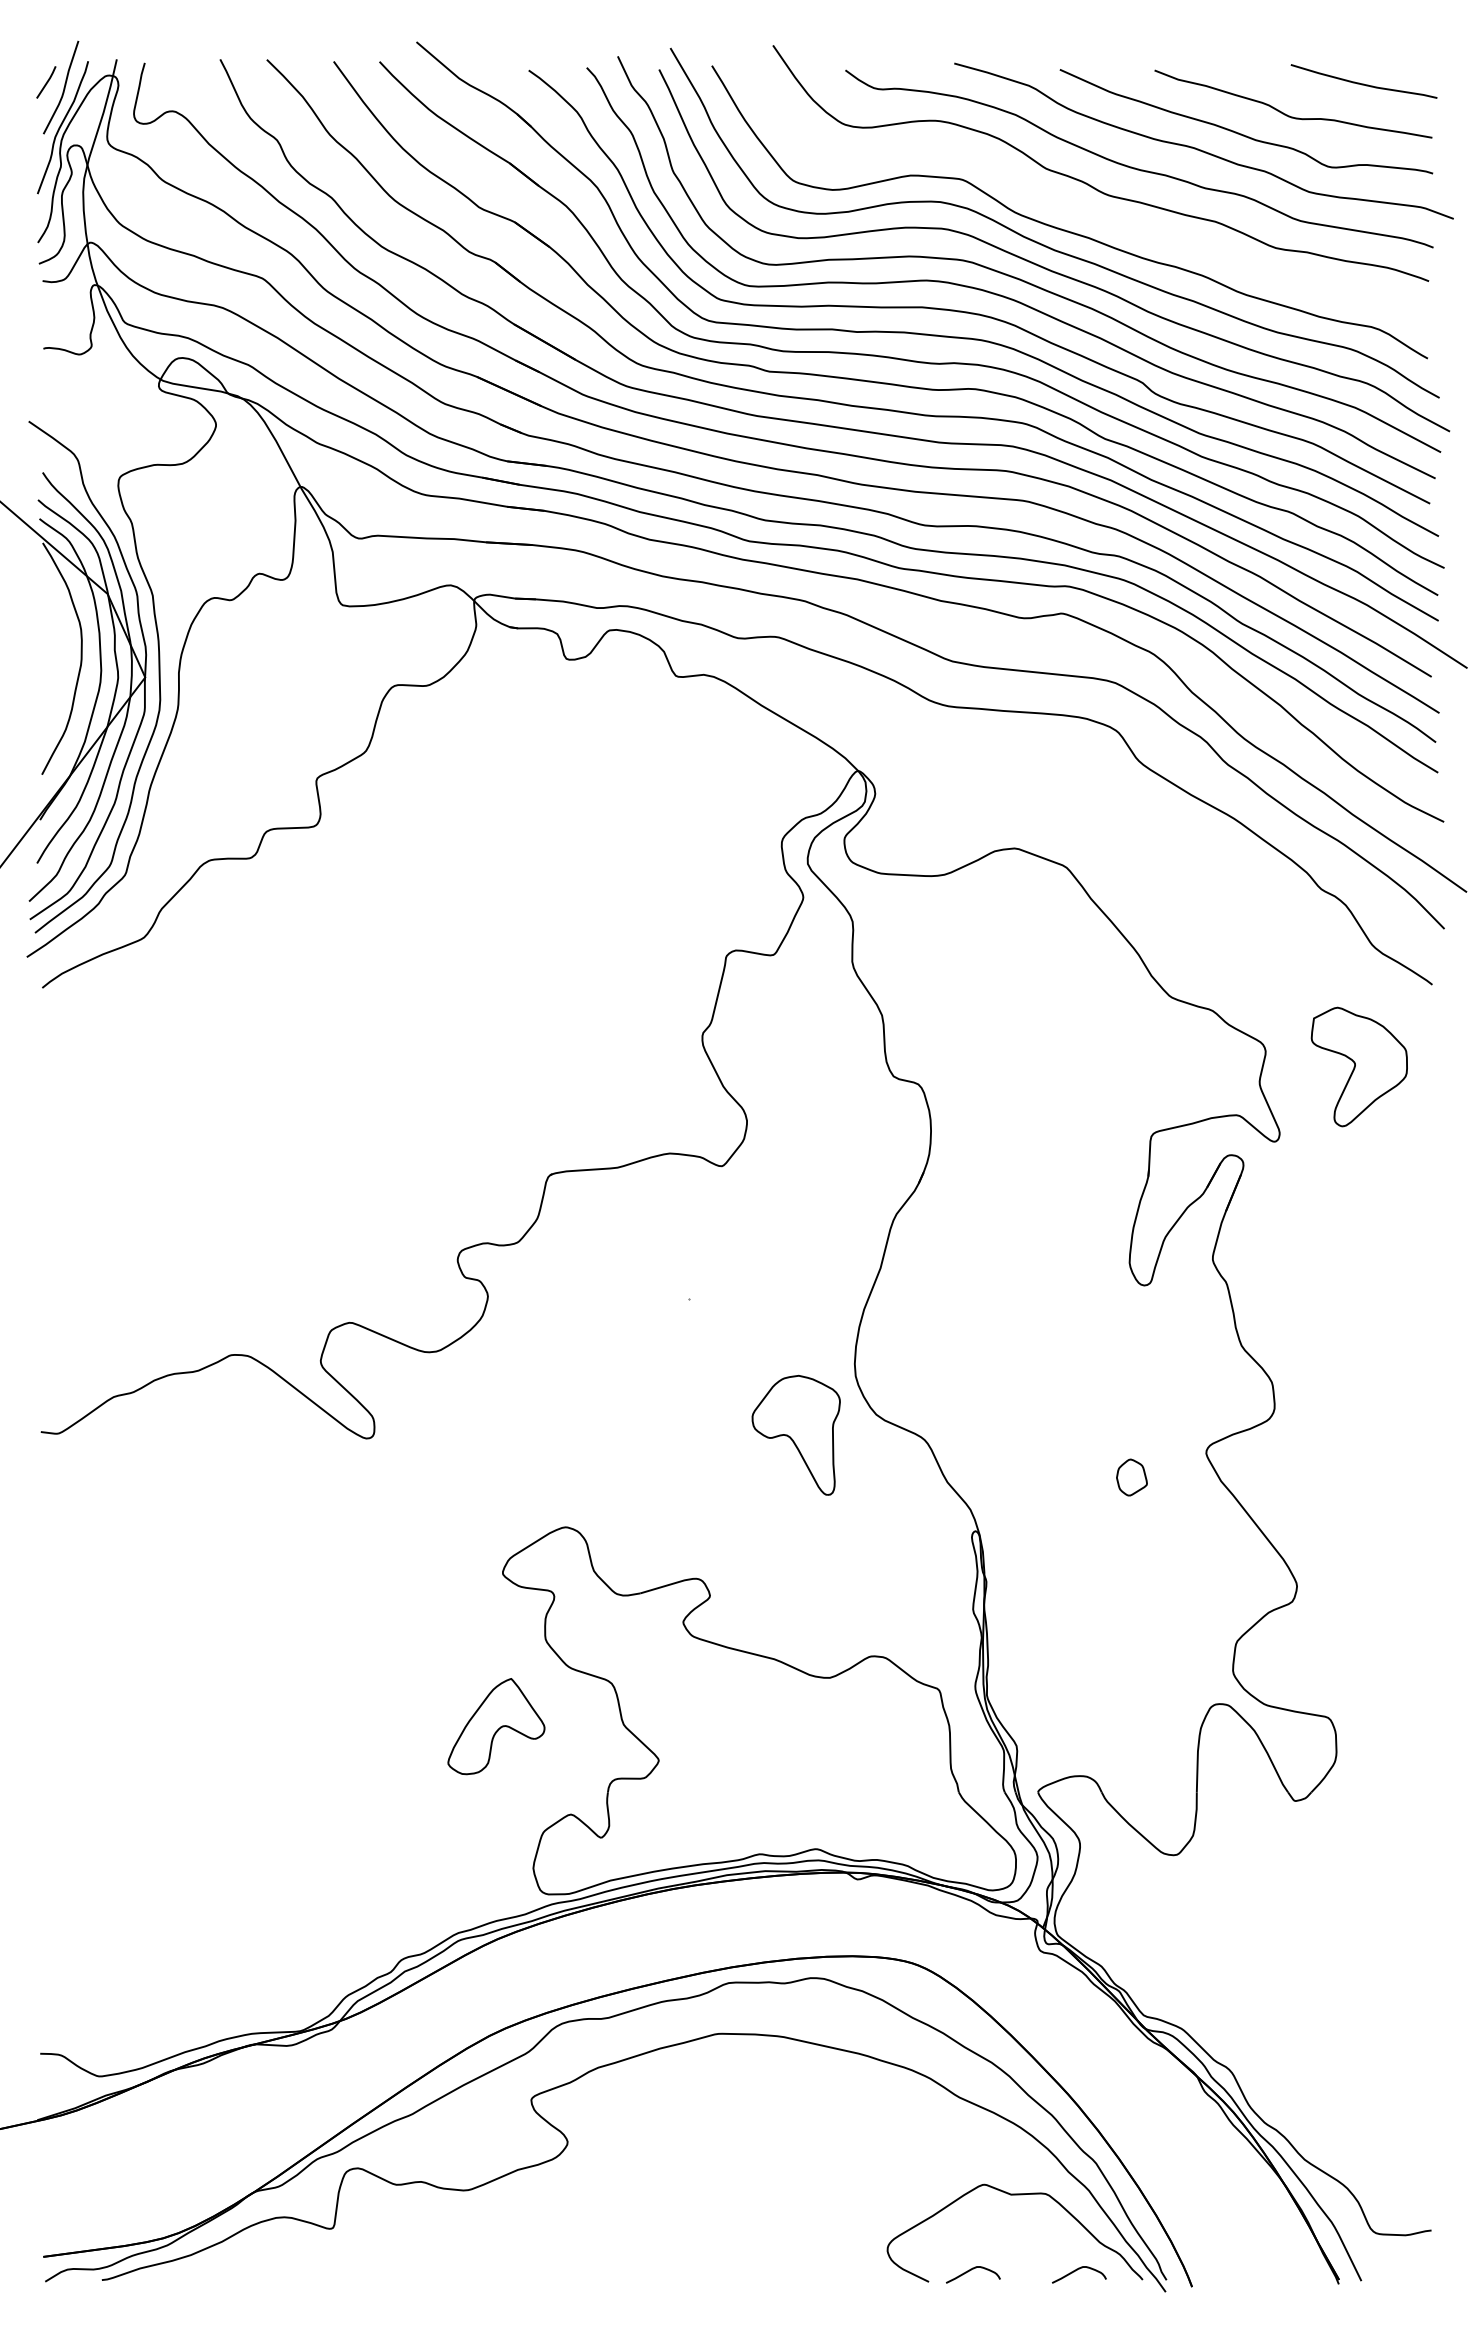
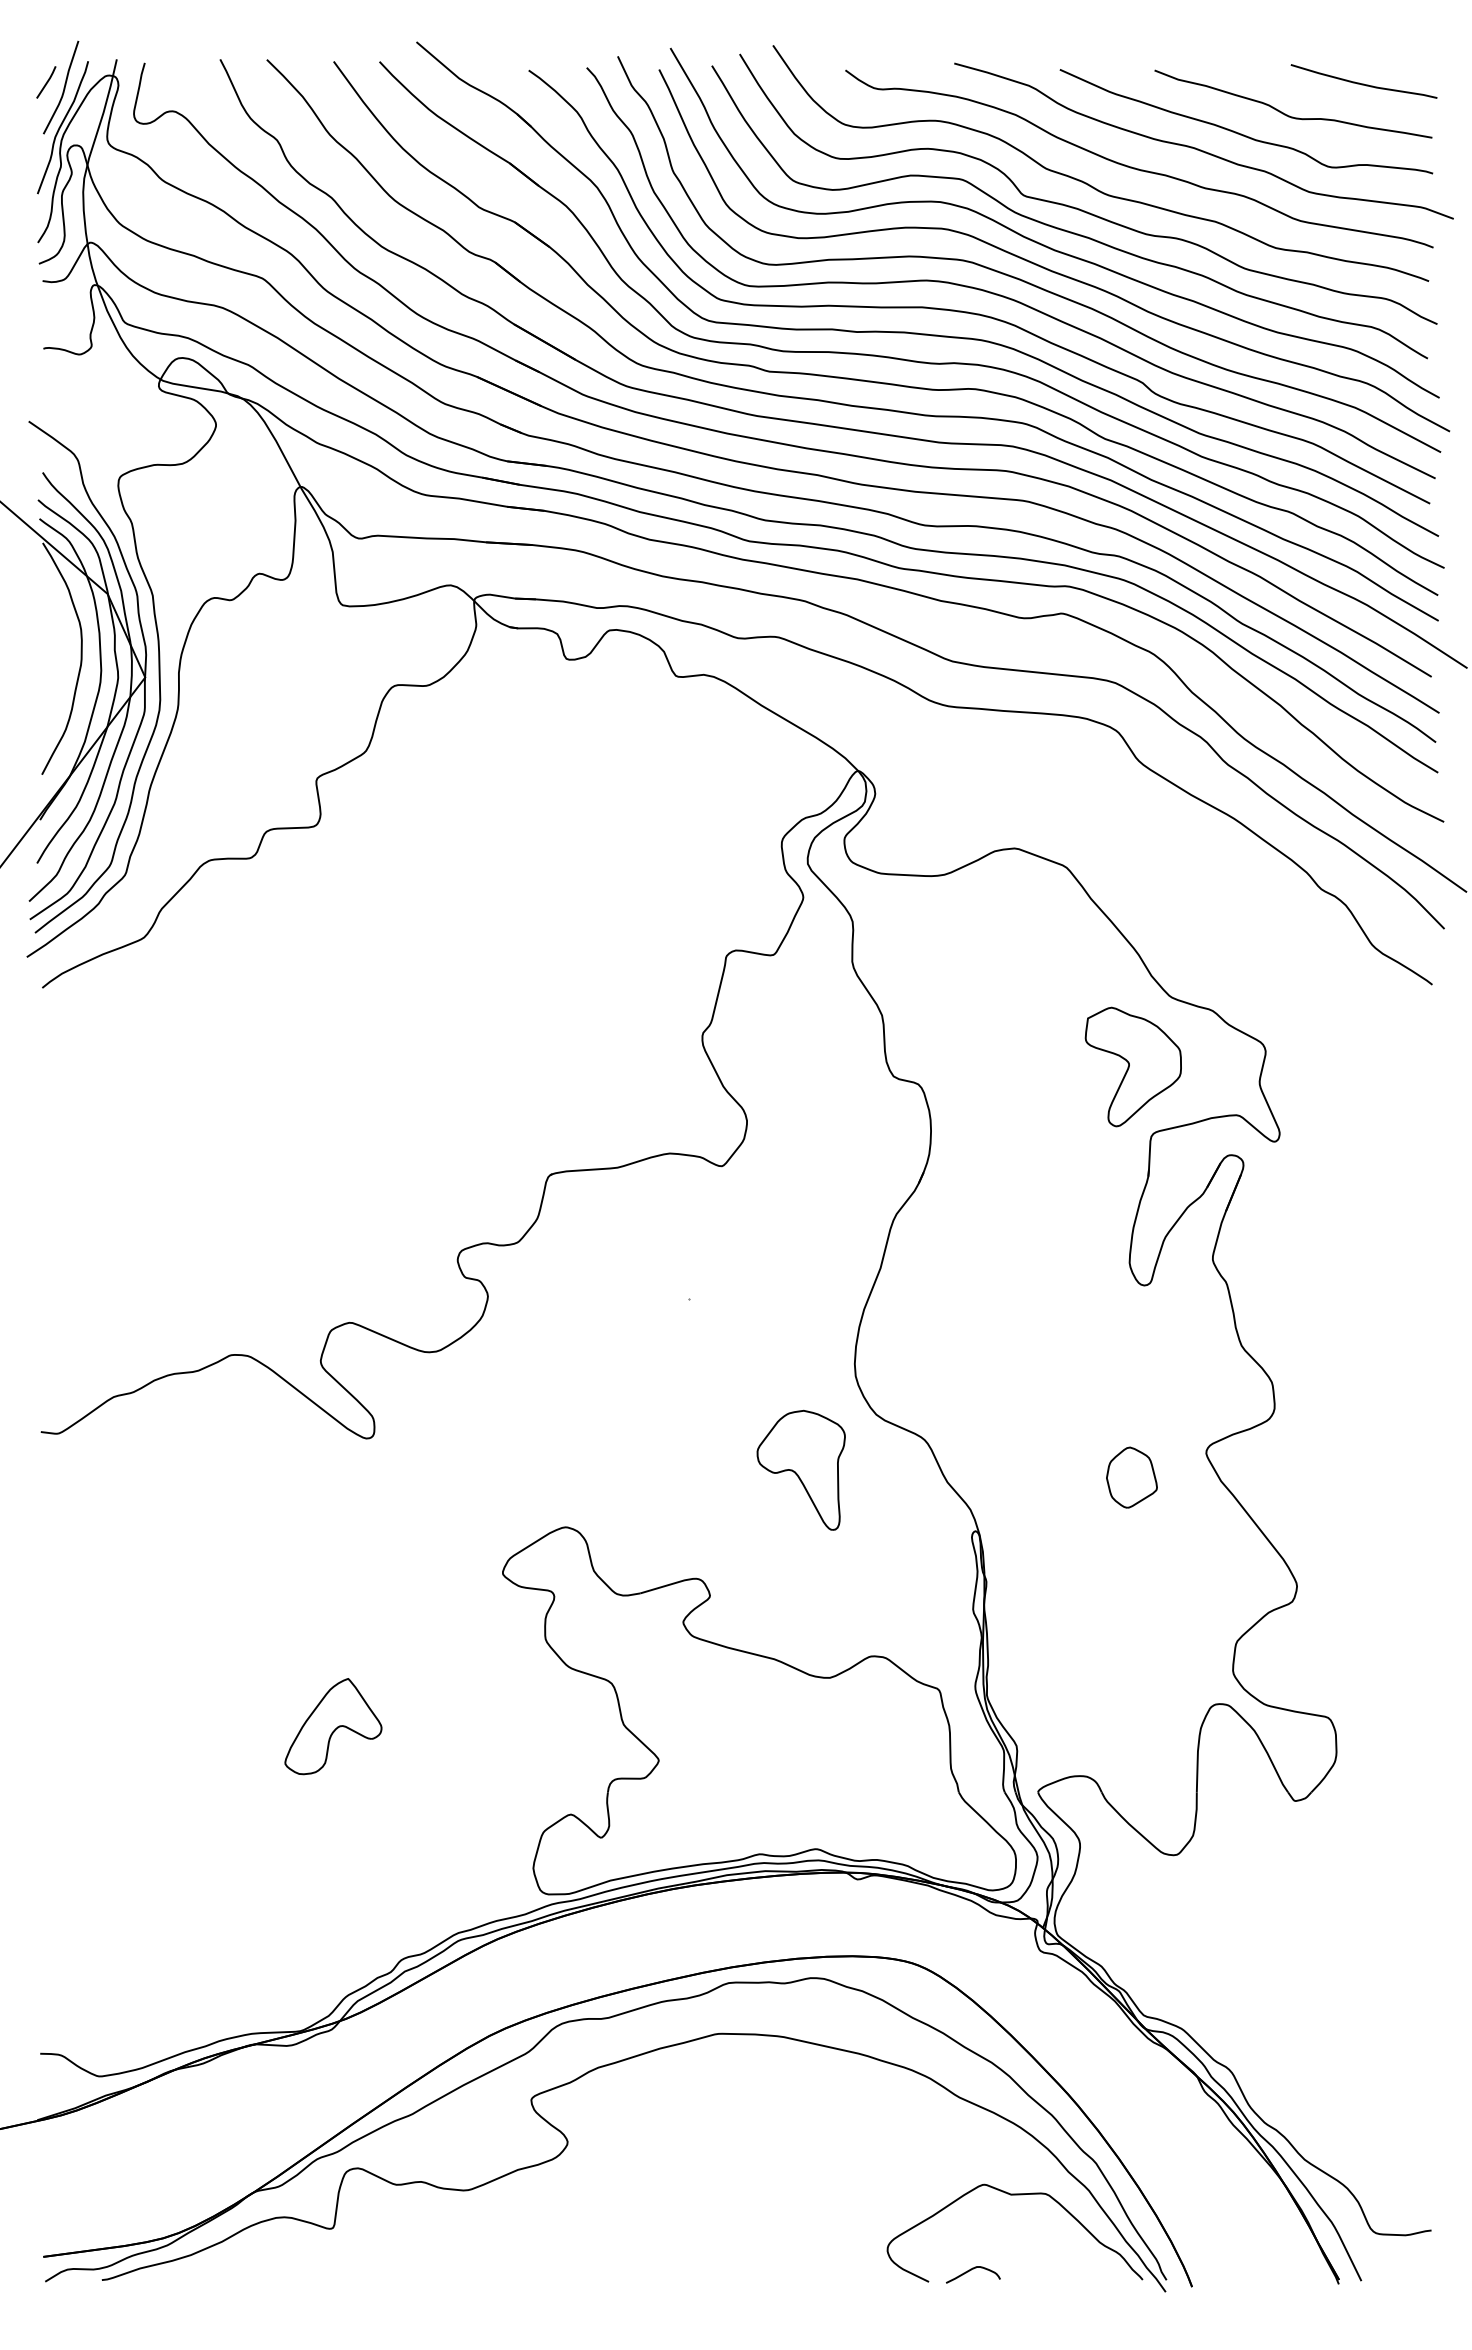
curve: none -> present (1082, 209)
part position: (1358, 1066) -> (1132, 1066) (1132, 1066)
part position: (795, 1434) -> (800, 1469) (800, 1469)
part size: 32x39 px -> 52x63 px (1131, 1477)
part position: (496, 1726) -> (333, 1726) (333, 1726)
curve: present -> none (1077, 2270)
